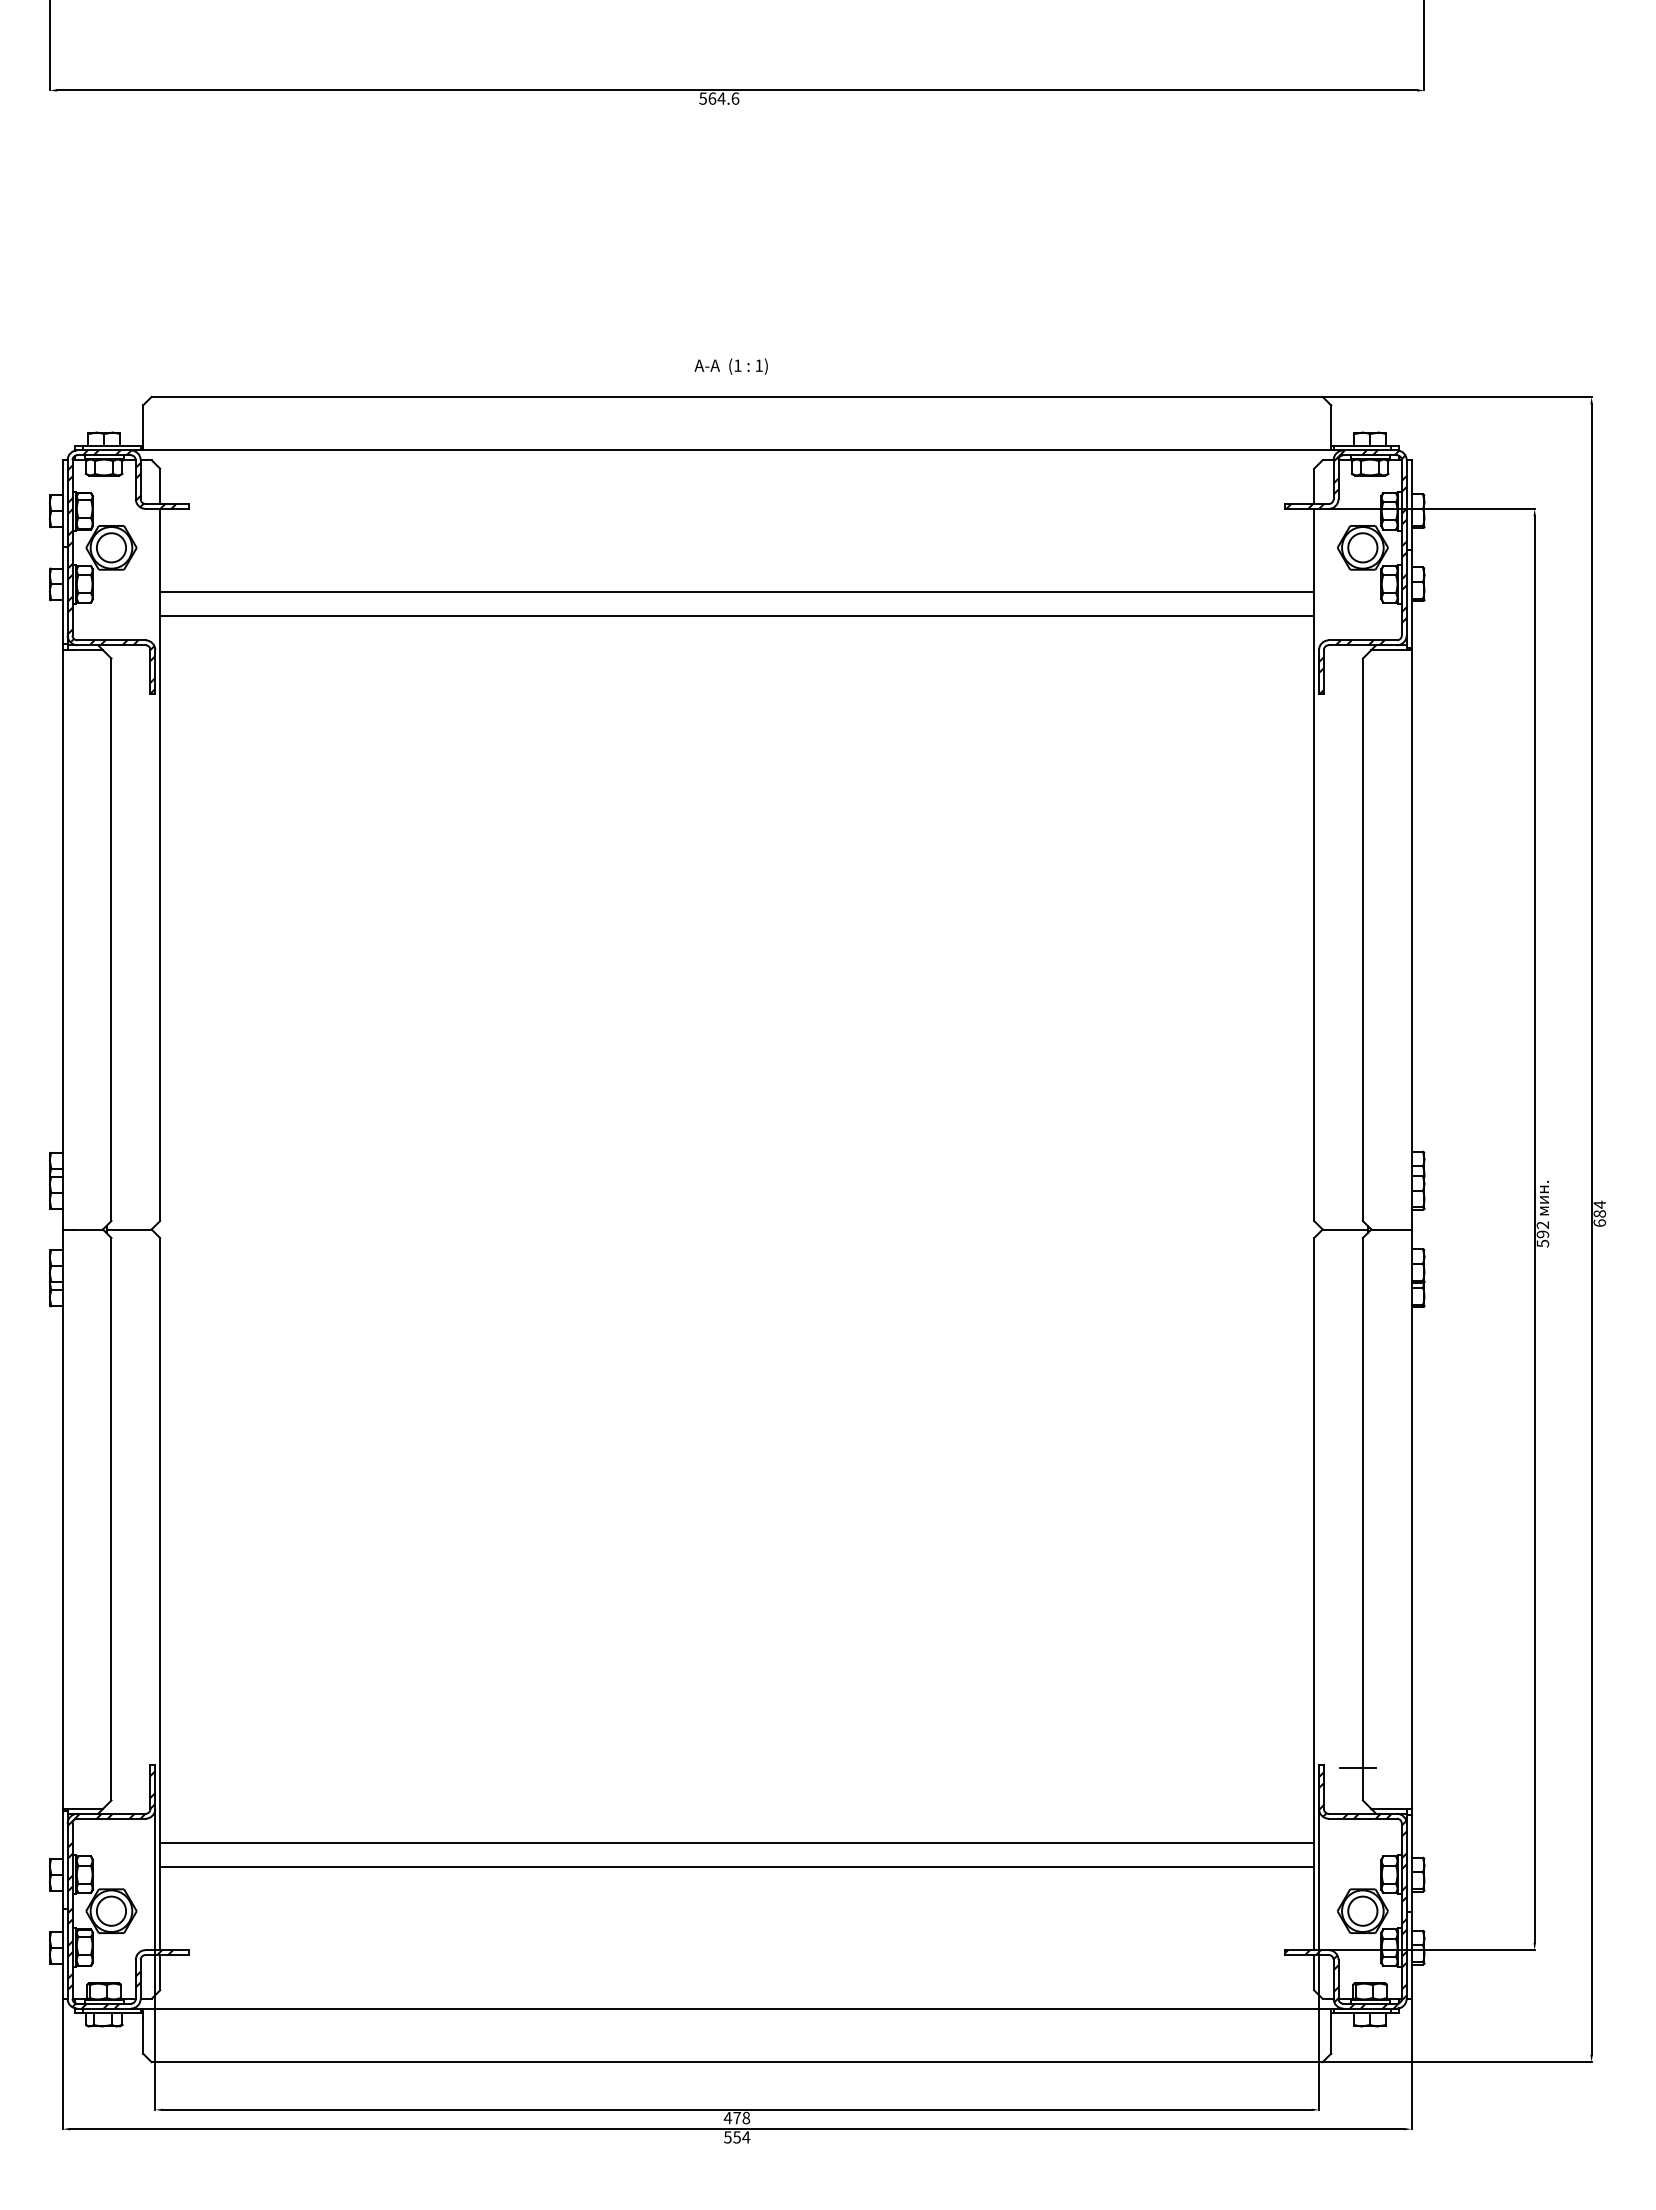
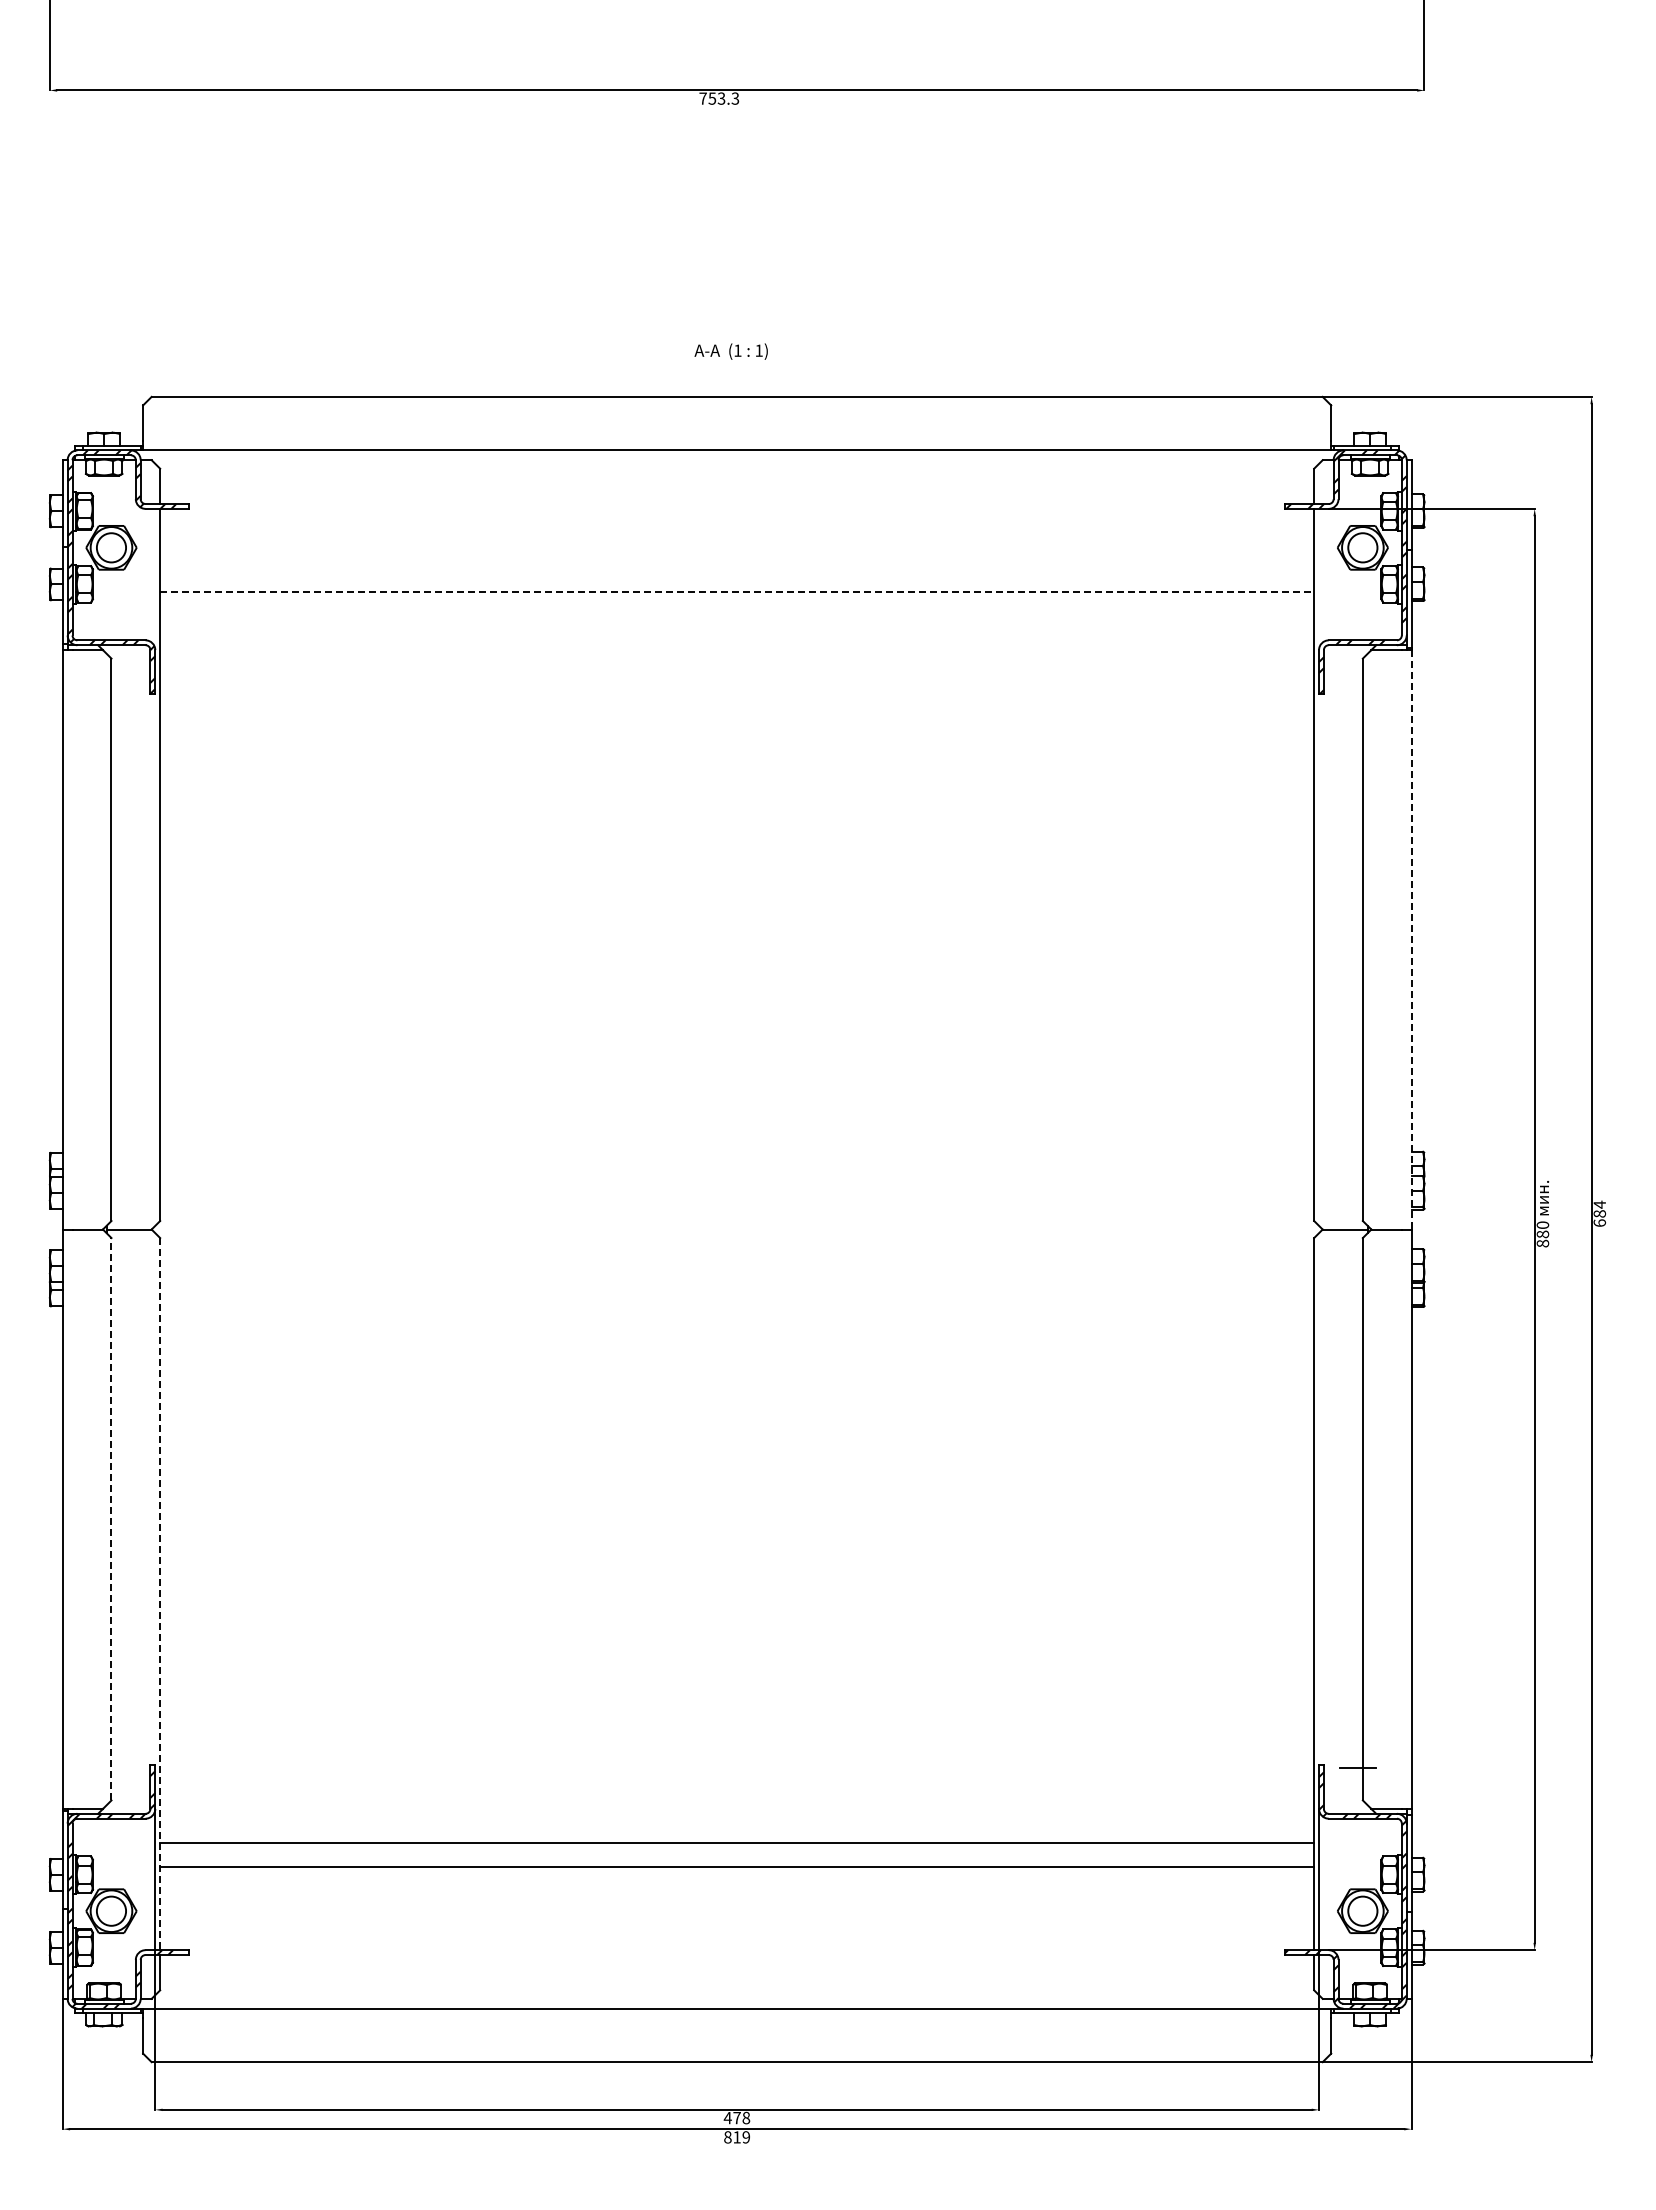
text: 564.6 -> 753.3 (719, 98)
text position: (730, 366) -> (730, 351) (730, 351)
line: solid -> dashed (737, 591)
line: present -> none (737, 616)
line: solid -> dashed (1411, 939)
text: 592 -> 880 (1542, 1234)
line: solid -> dashed (111, 1518)
line: solid -> dashed (160, 1594)
text: 554 -> 819 (737, 2137)
